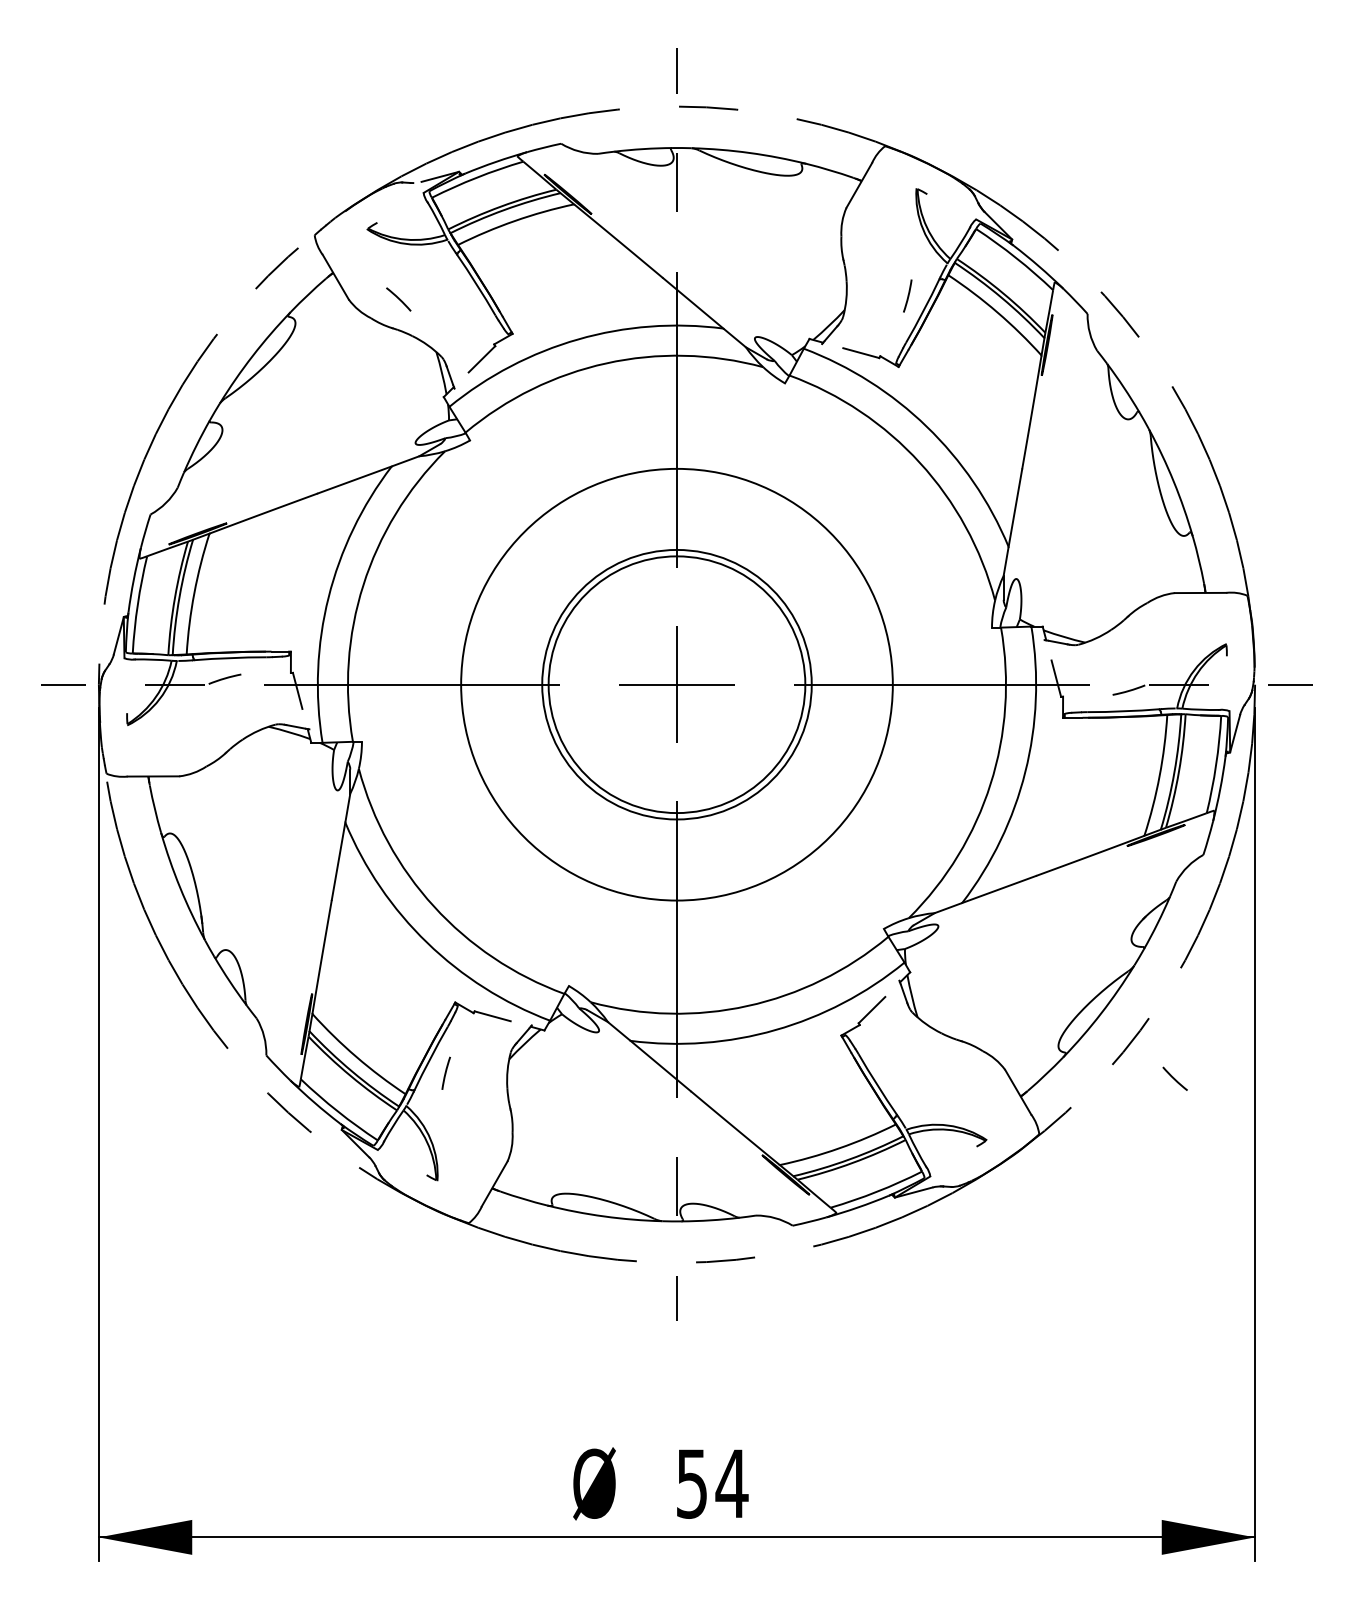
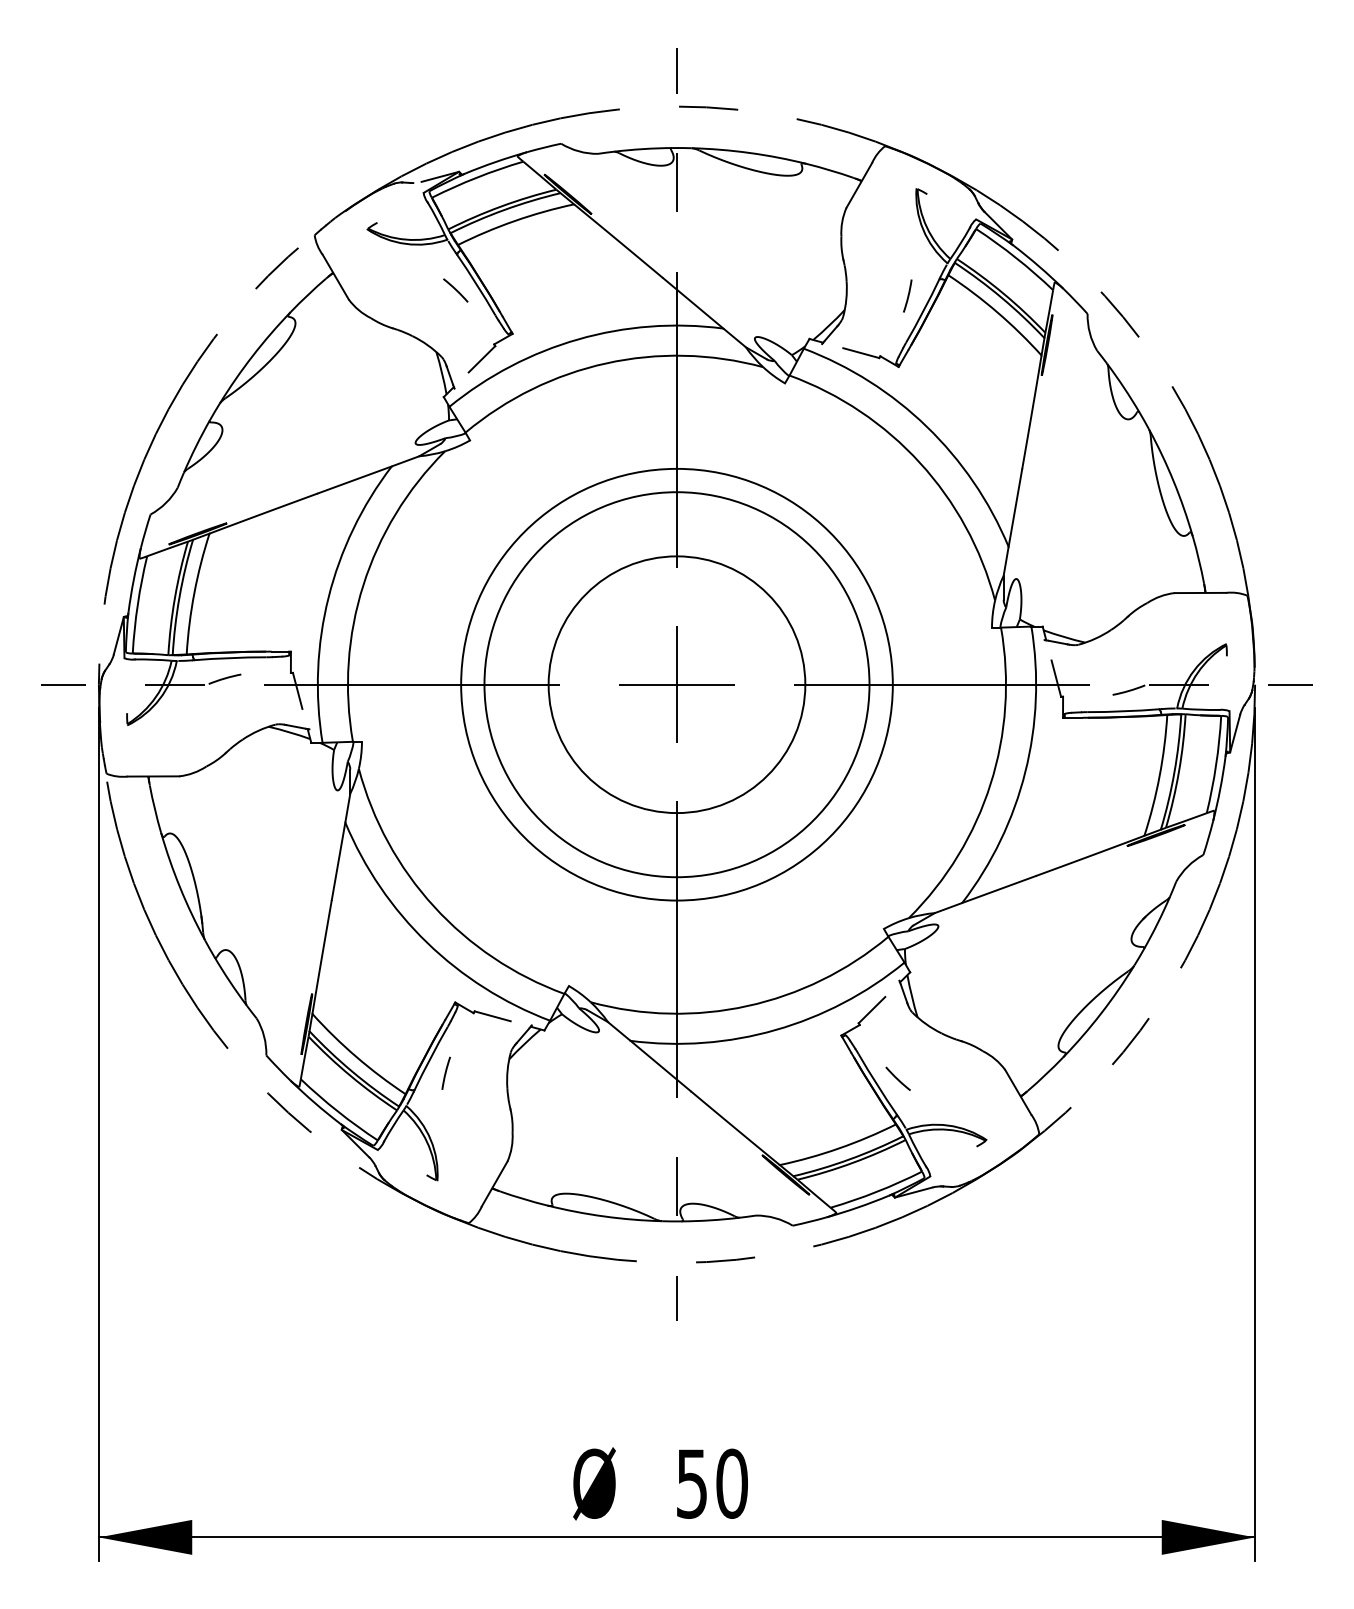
line position: (398, 299) -> (455, 290) (455, 290)
circle diameter: 270 px -> 385 px (676, 684)
line position: (1174, 1078) -> (897, 1078) (897, 1078)
text: 54 -> 50 (731, 1483)
